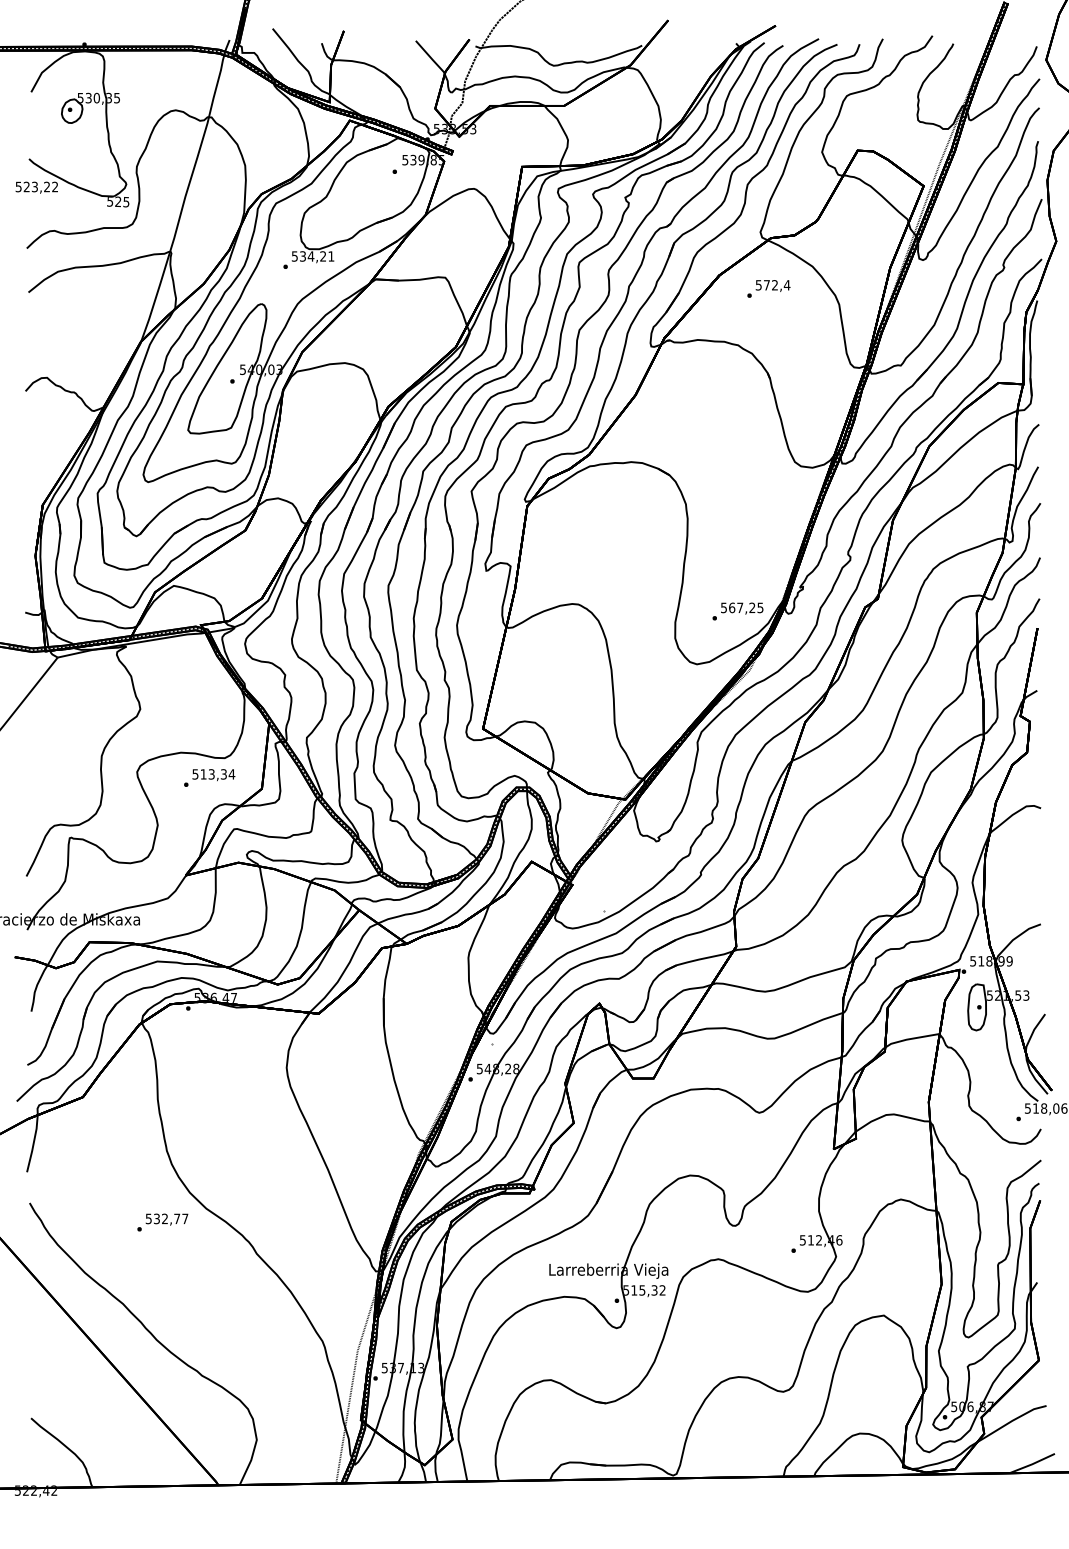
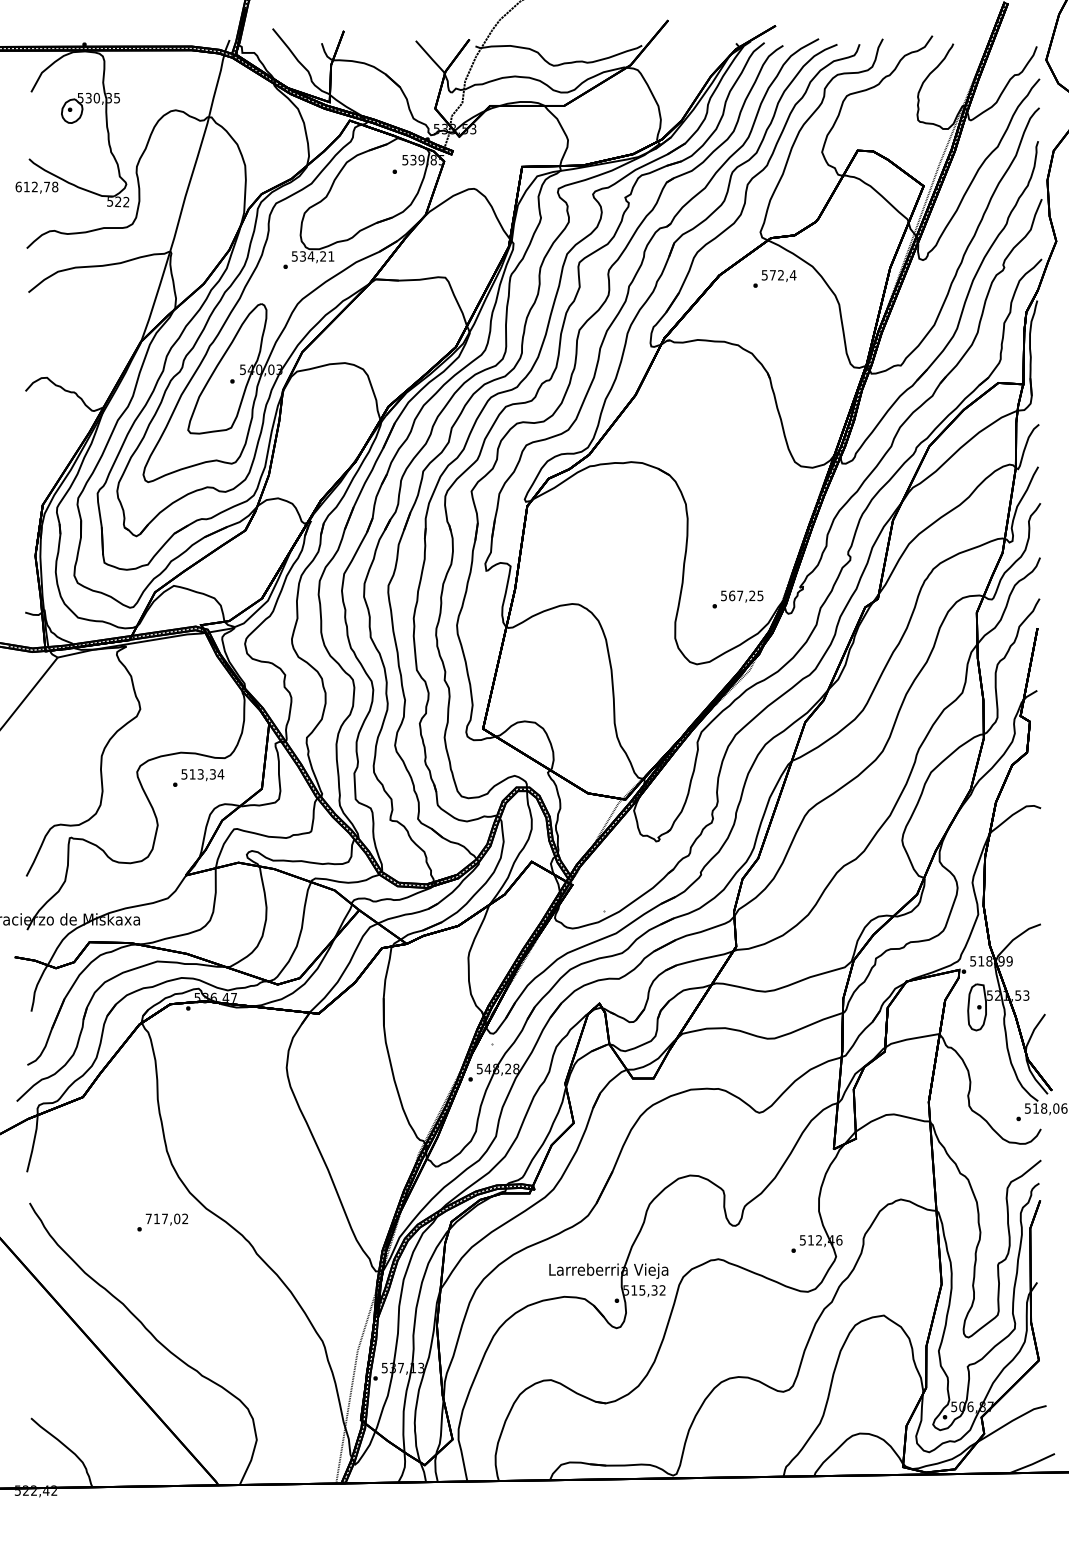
text: 523,22 -> 612,78 (36, 186)
text: 525 -> 522 (126, 201)
text position: (768, 288) -> (774, 278) (774, 278)
text position: (737, 611) -> (737, 599) (737, 599)
text position: (209, 777) -> (198, 777) (198, 777)
text: 532,77 -> 717,02 (166, 1218)
